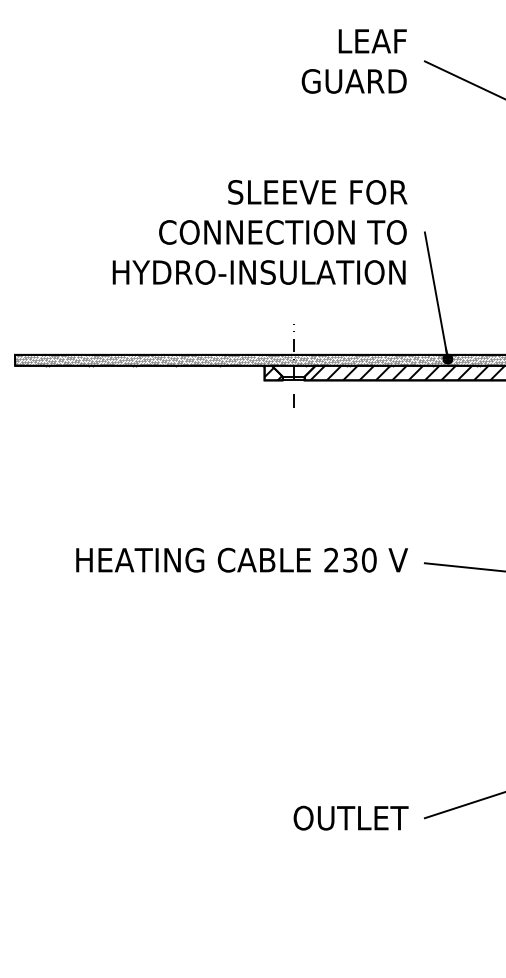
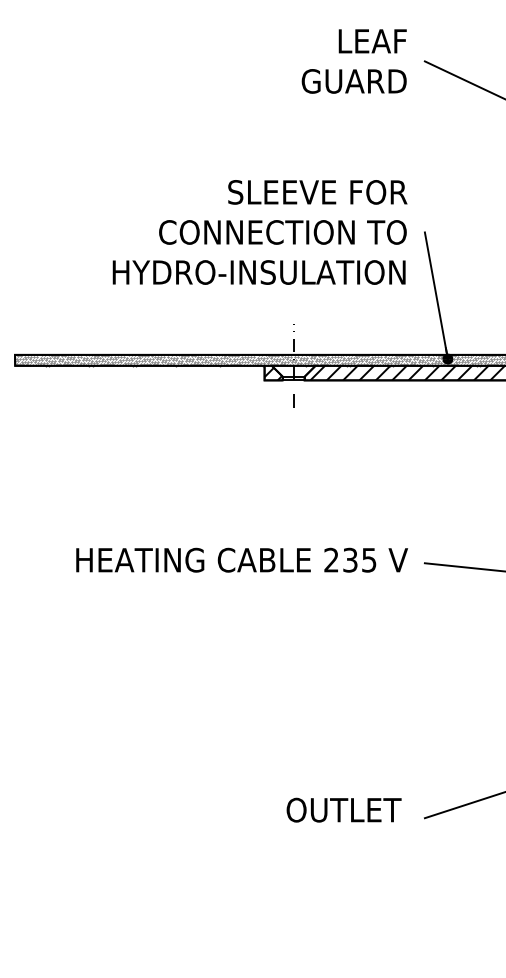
text: 230 -> 235 (368, 559)
text position: (350, 817) -> (343, 809) (343, 809)
